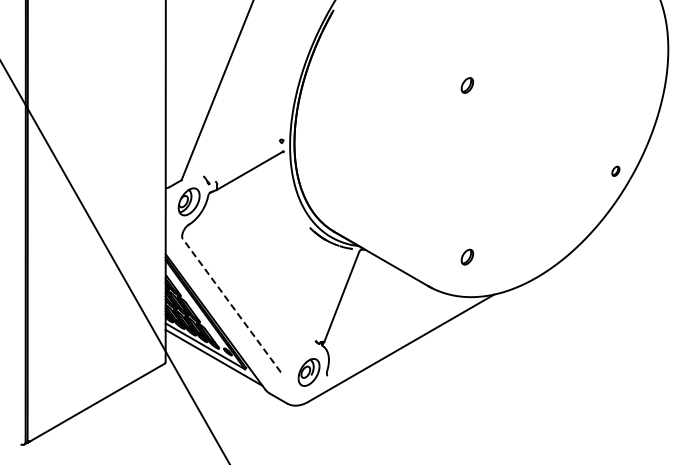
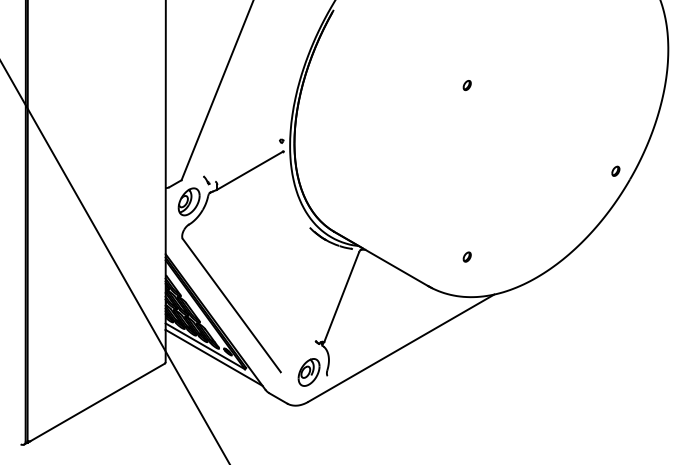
part size: 14x17 px -> 10x11 px (466, 85)
part size: 14x18 px -> 10x12 px (466, 256)
line: dashed -> solid (231, 305)
